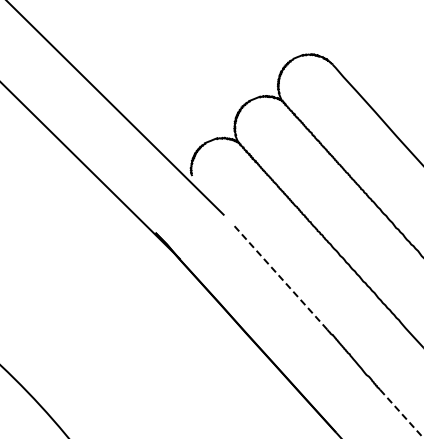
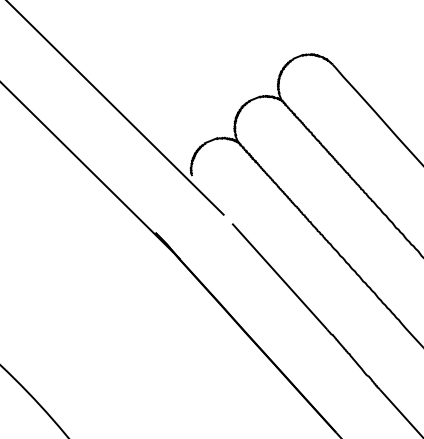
line: dashed -> solid (279, 276)
line: dashed -> solid (402, 414)
